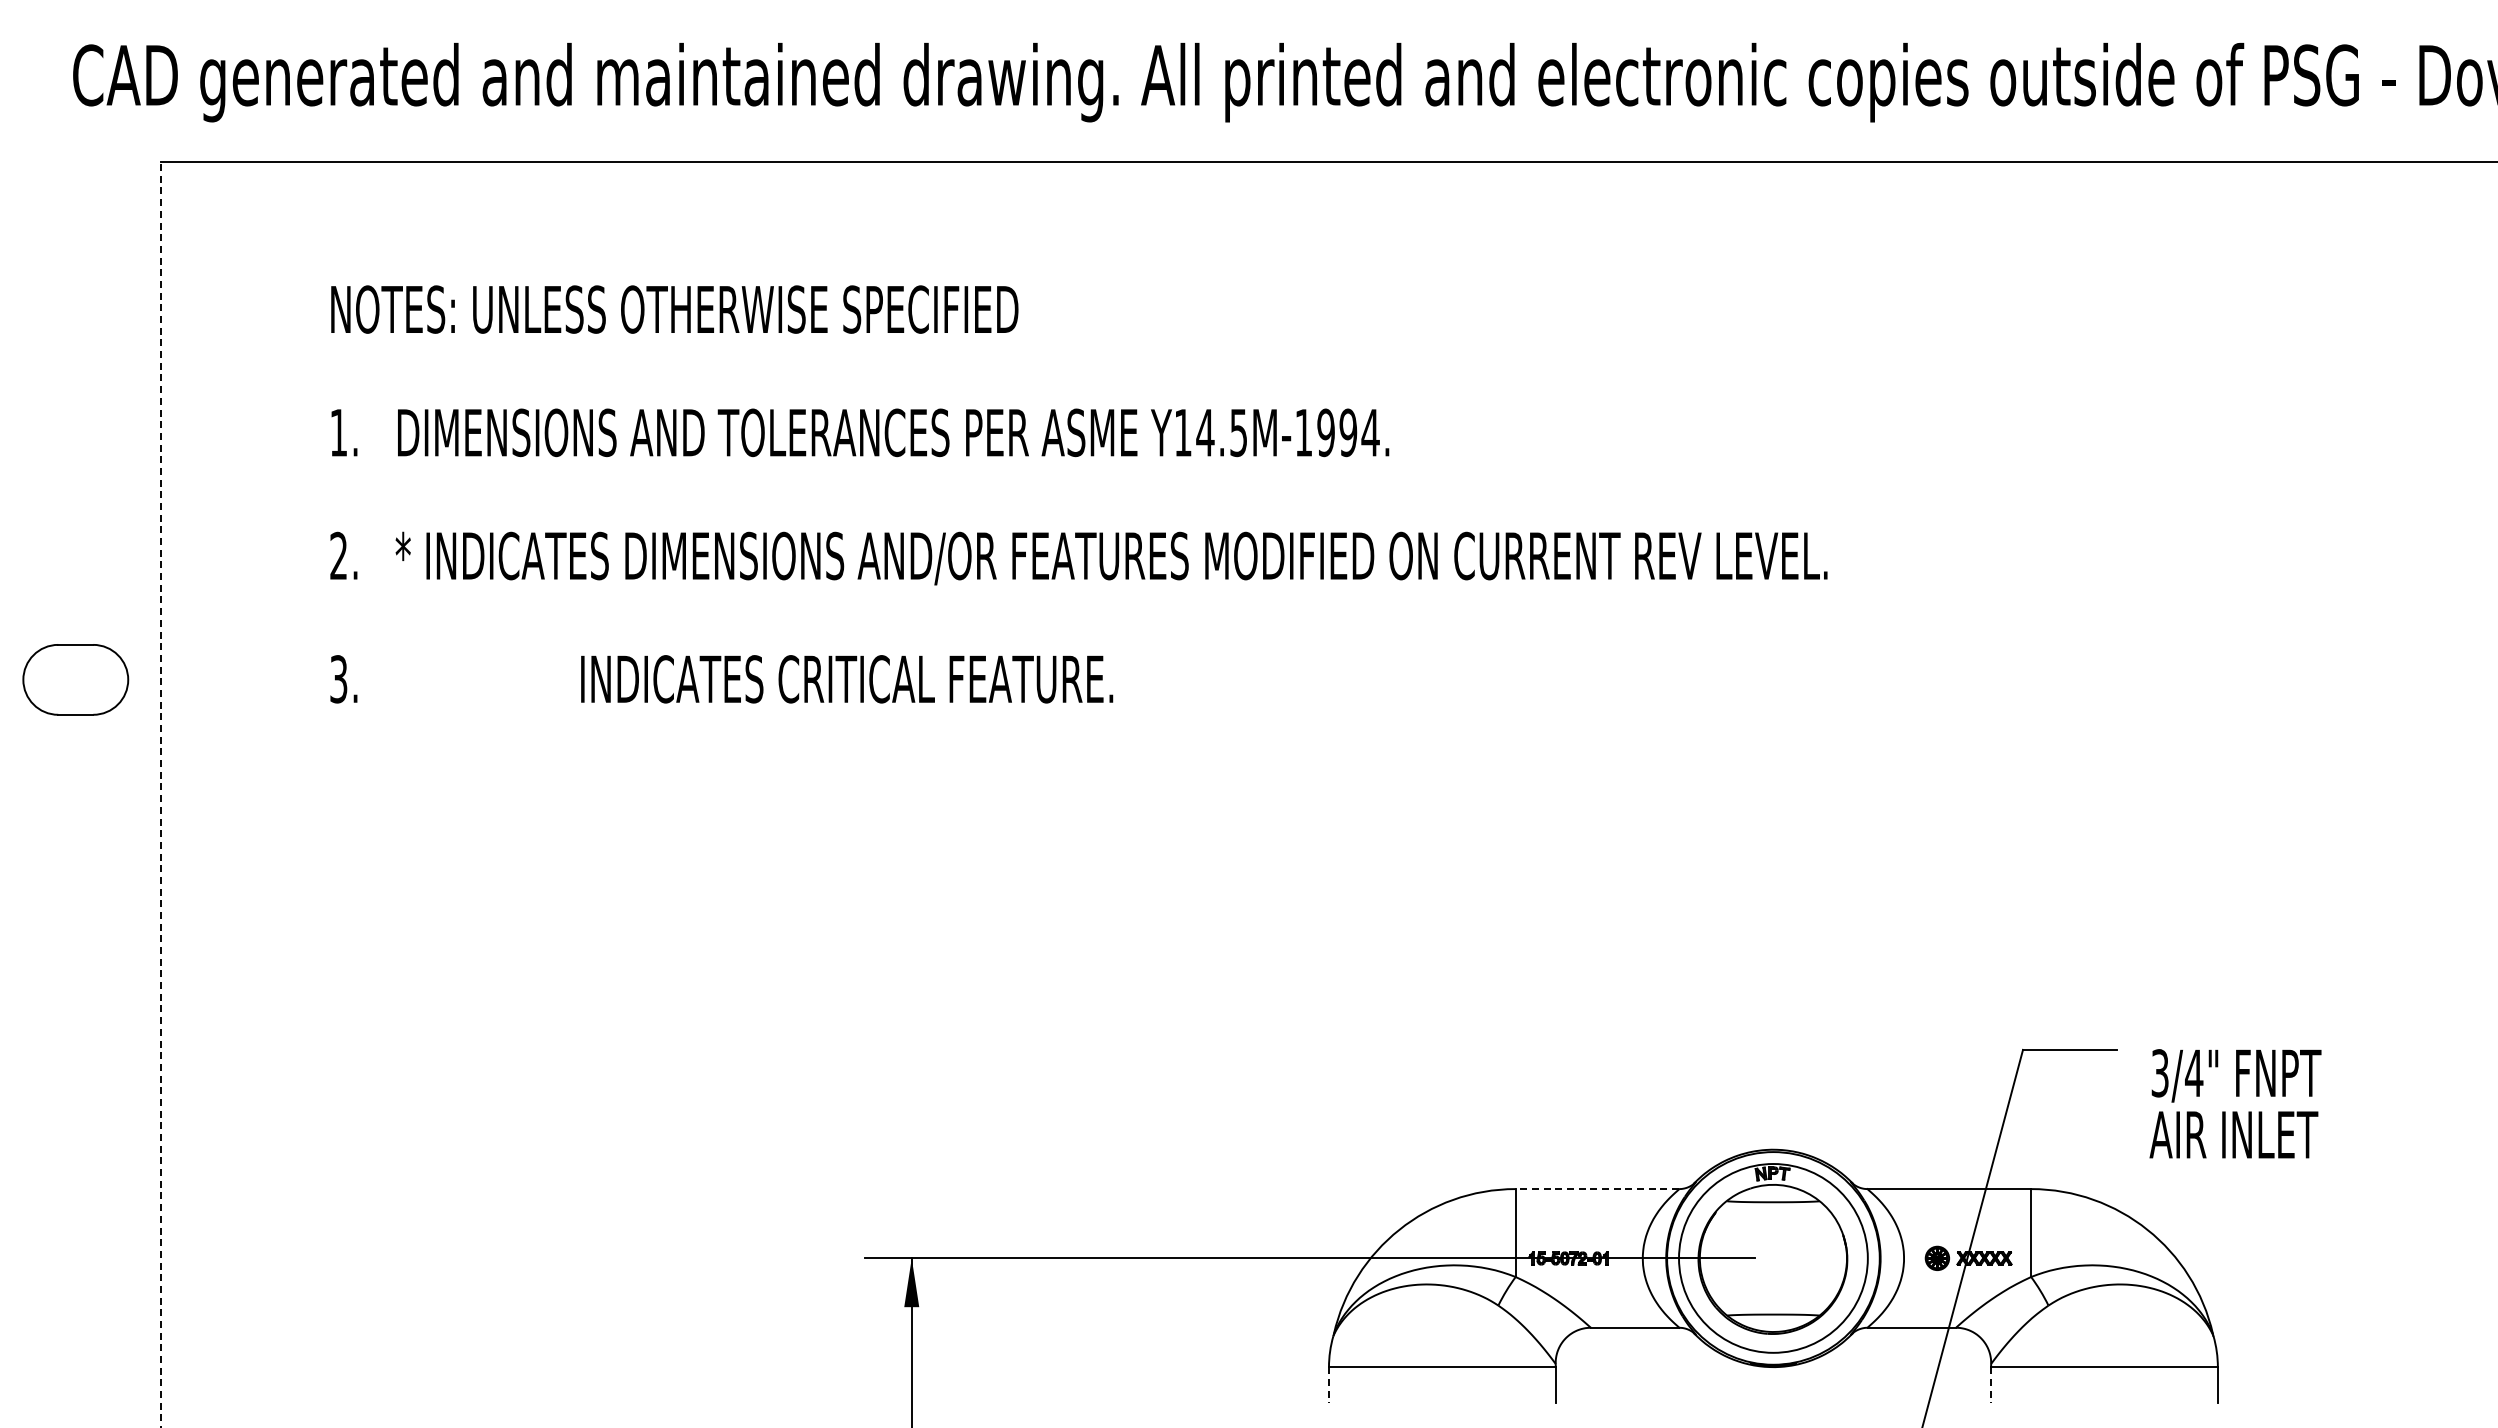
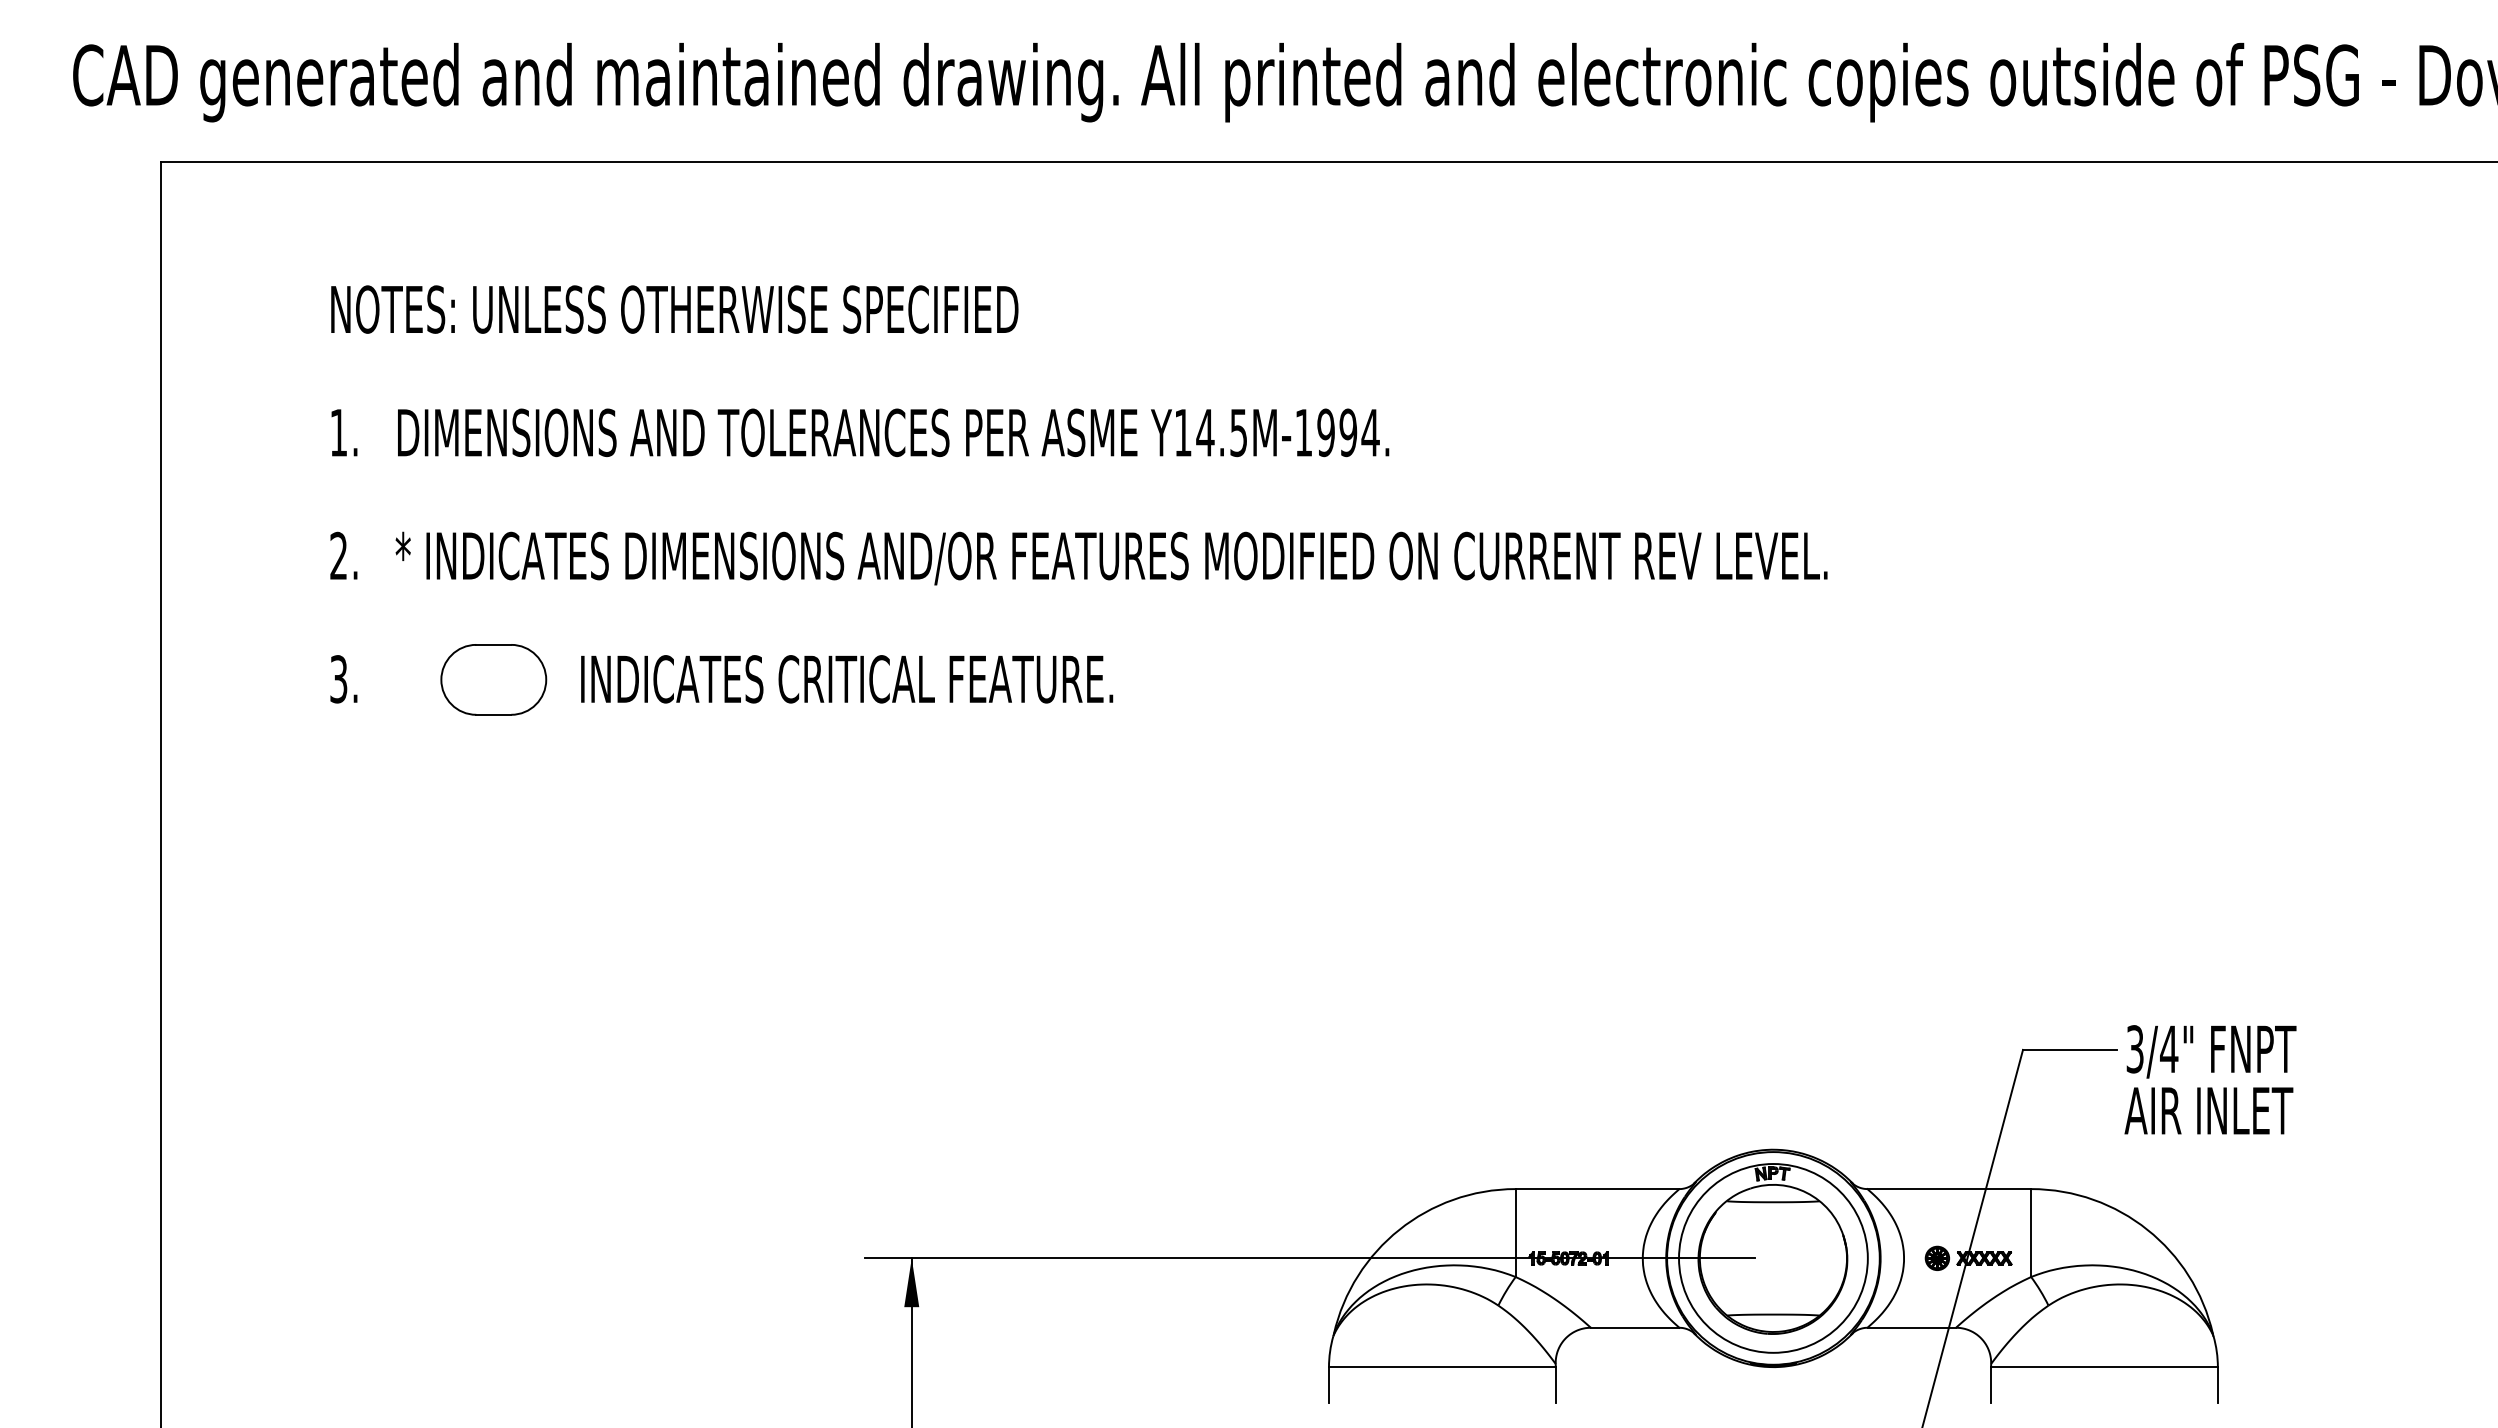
part position: (75, 679) -> (493, 679) (493, 679)
line: dashed -> solid (161, 794)
text position: (2235, 1103) -> (2210, 1079) (2210, 1079)
line: dashed -> solid (1597, 1189)
line: dashed -> solid (1328, 1385)
line: dashed -> solid (1991, 1385)
